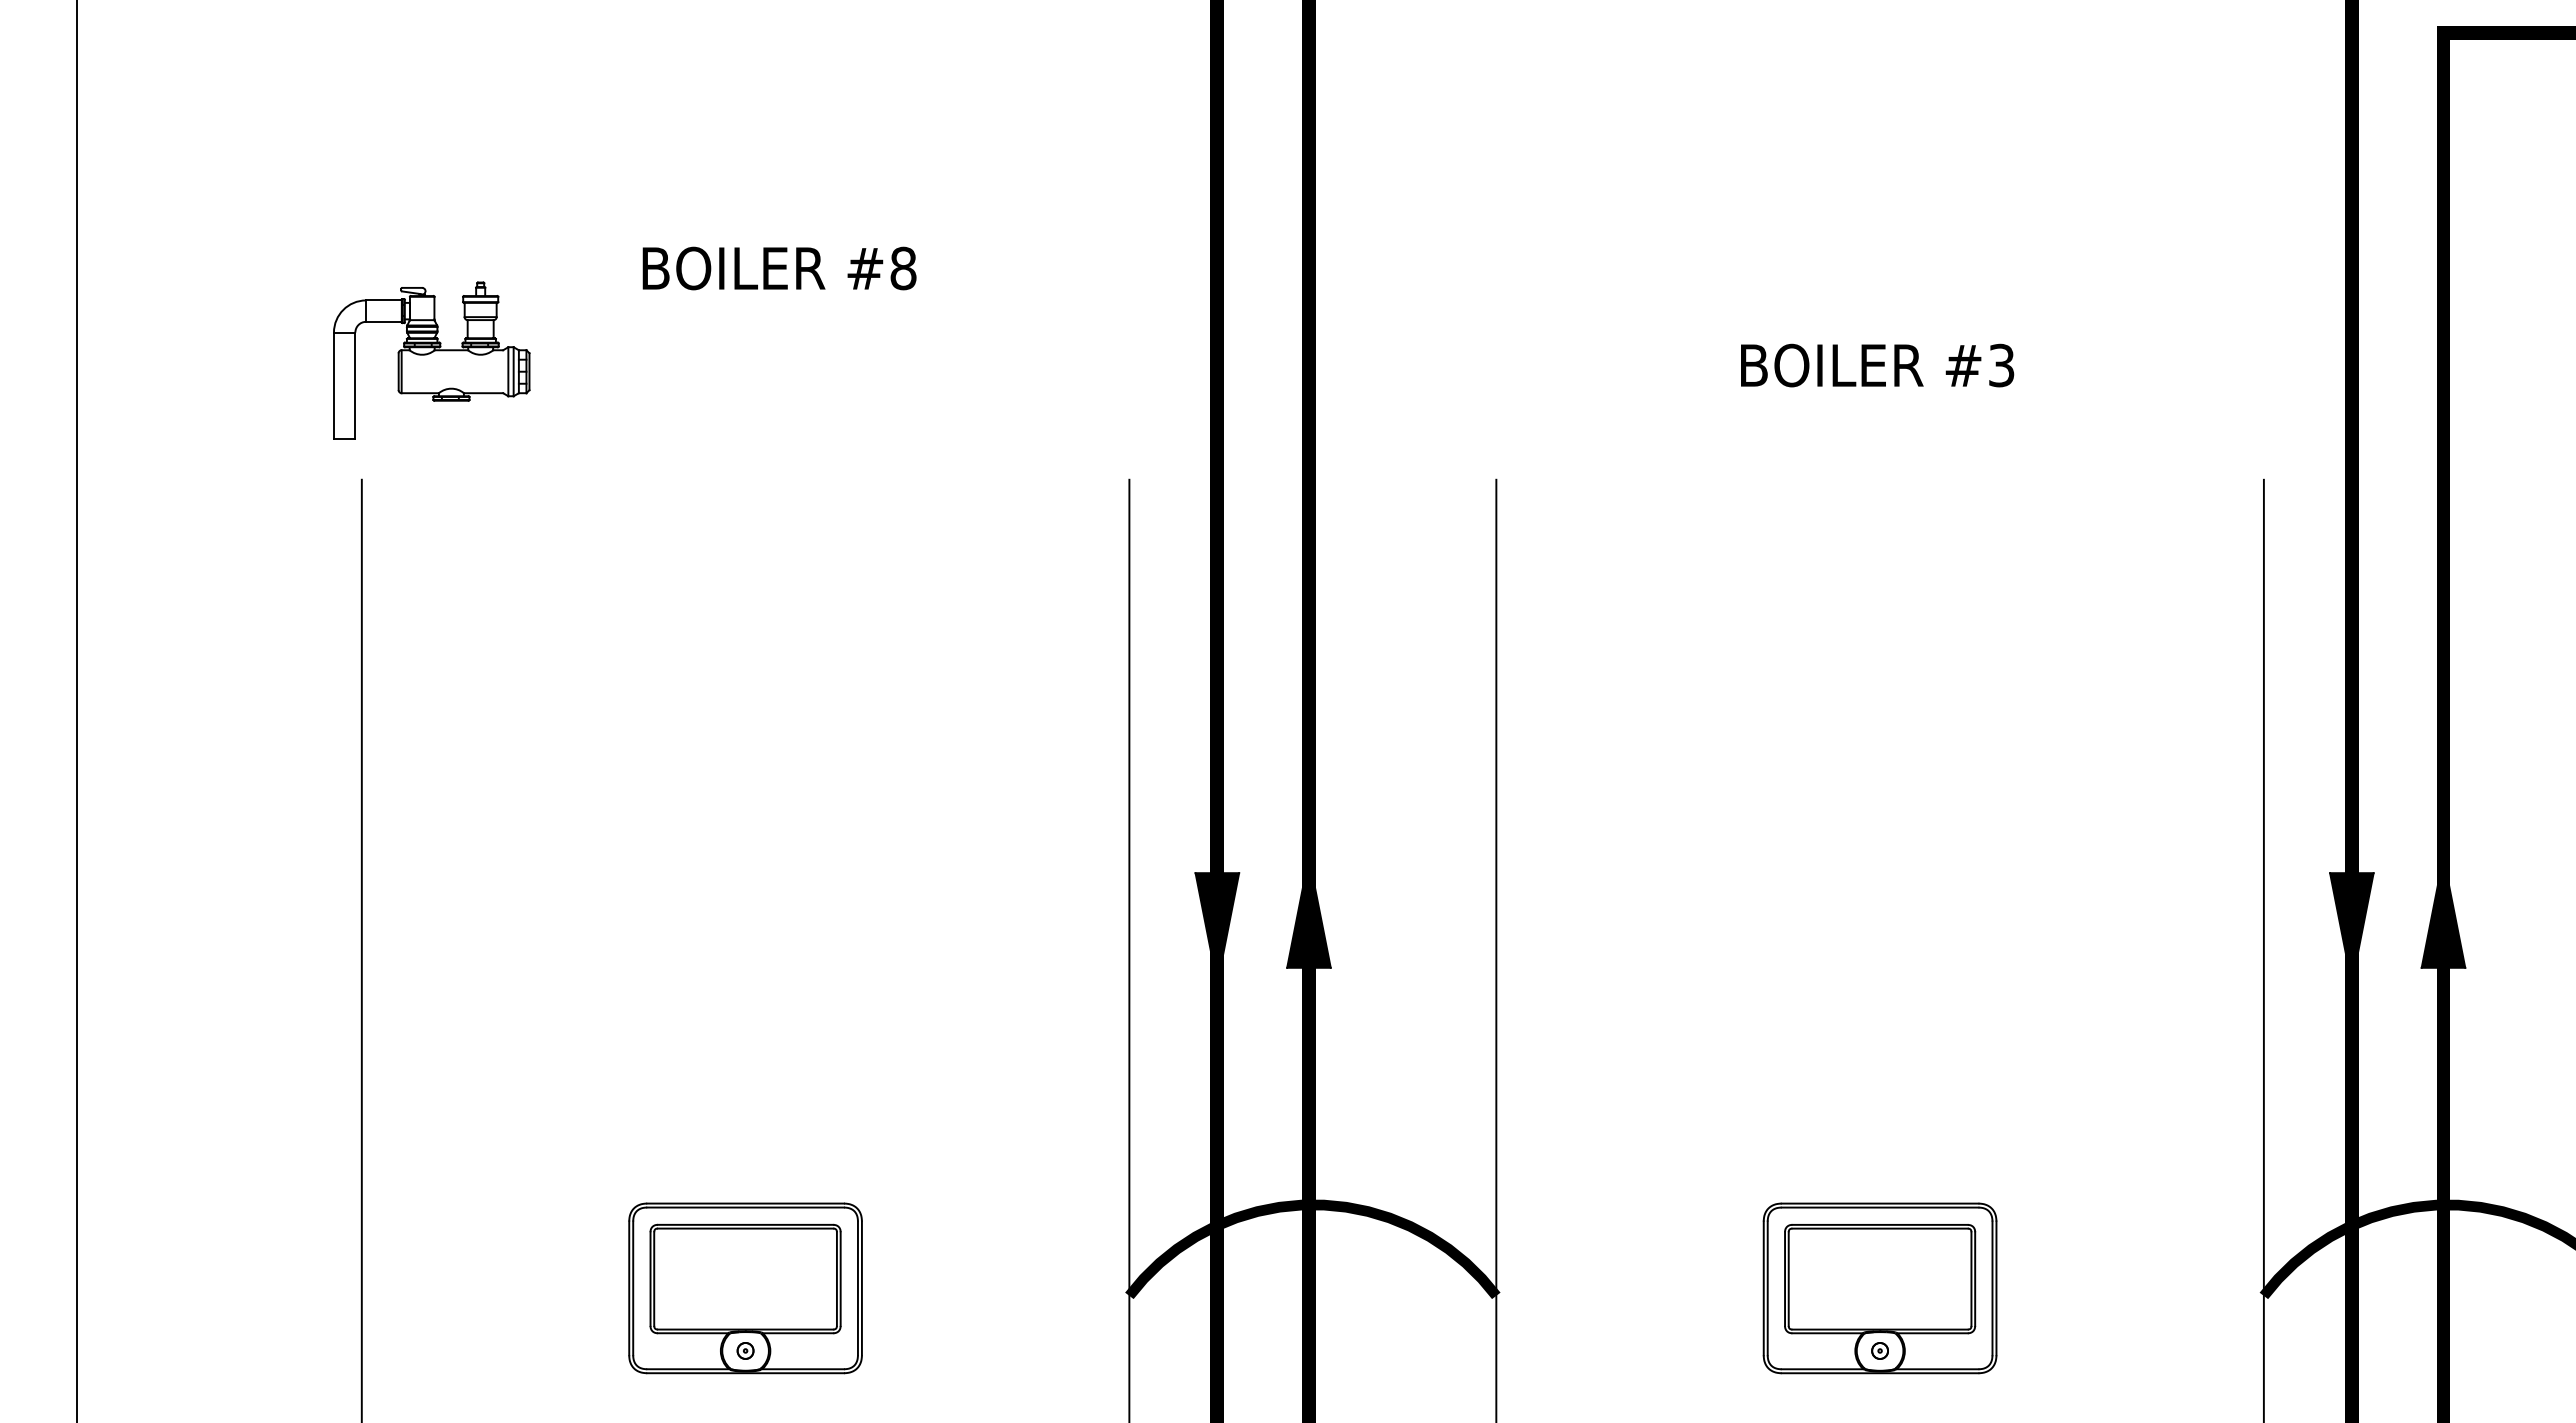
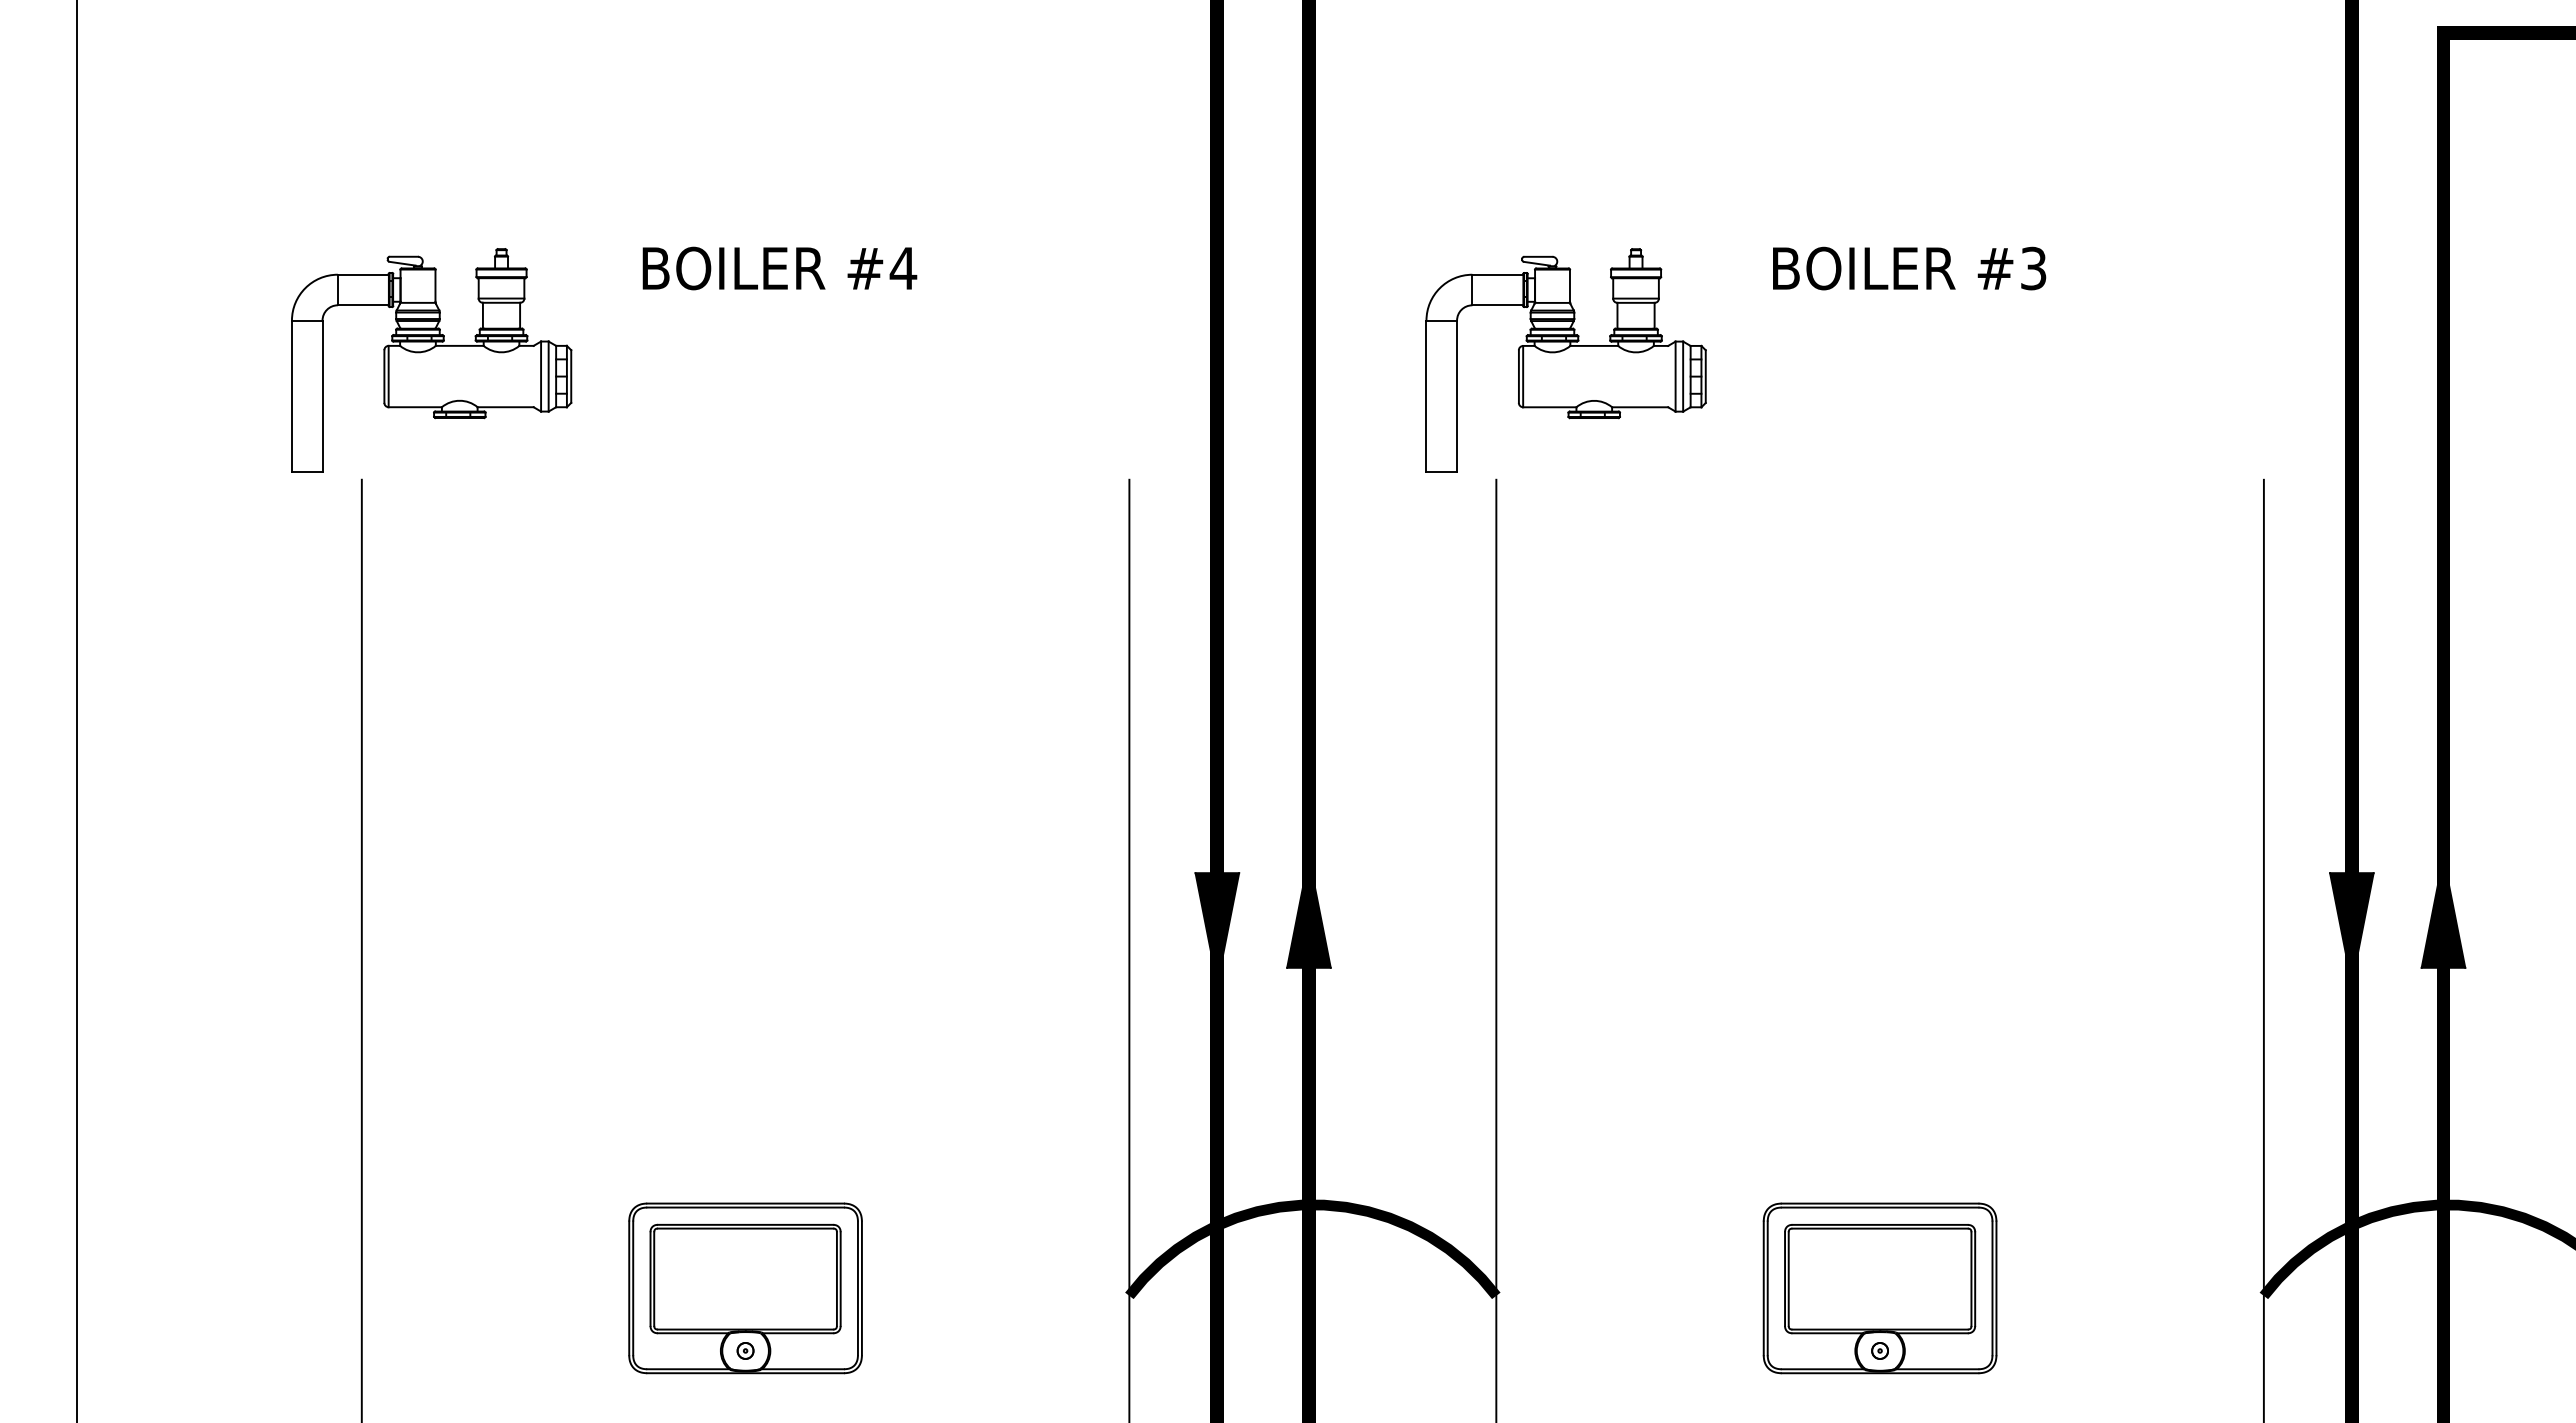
text: #8 -> #4 (903, 268)
part size: 198x159 px -> 282x225 px (431, 360)
part: none -> present (1565, 360)
text position: (1877, 365) -> (1909, 268) (1909, 268)
